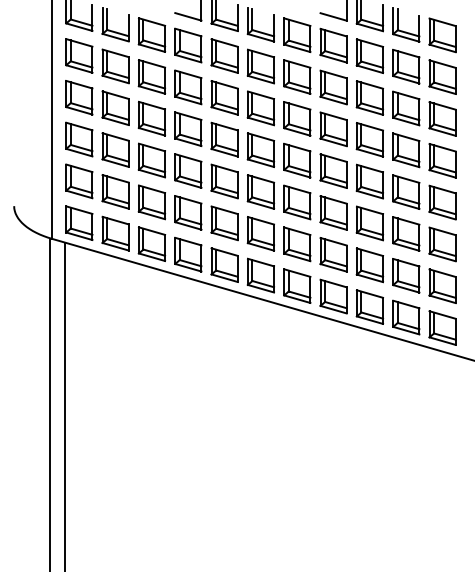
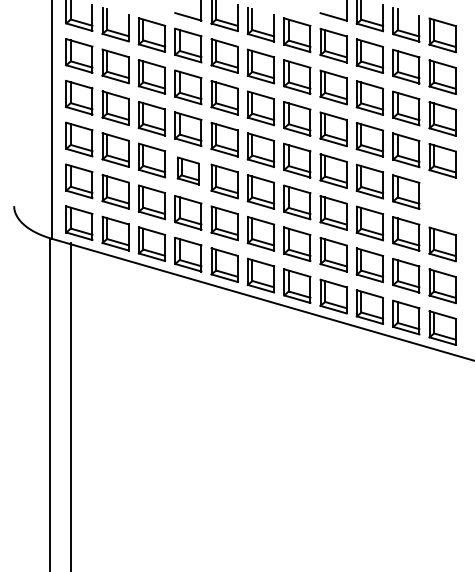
part size: 29x36 px -> 24x30 px (187, 170)
part: present -> none (442, 202)
line position: (65, 405) -> (71, 405) (71, 405)
